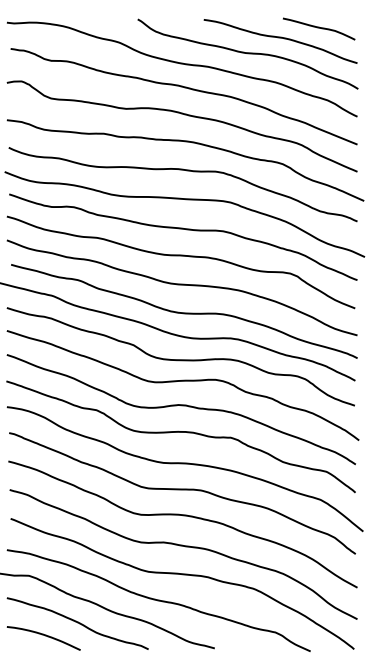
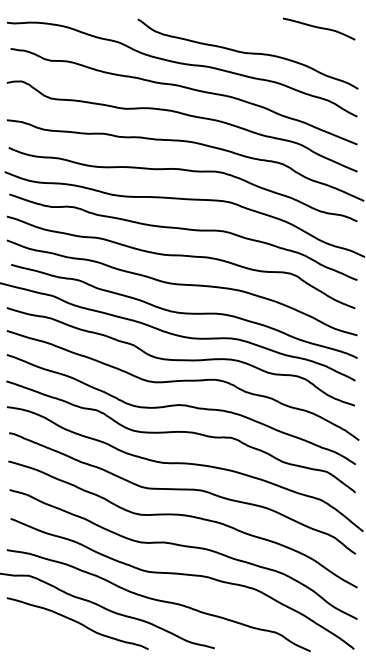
curve: present -> none (280, 38)
curve: present -> none (45, 636)
